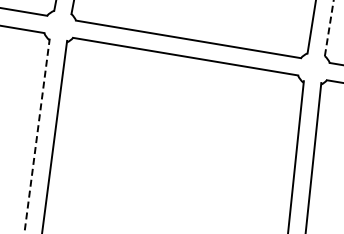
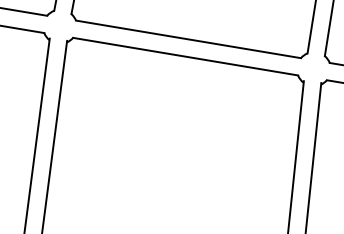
line: dashed -> solid (329, 28)
line: dashed -> solid (37, 135)
